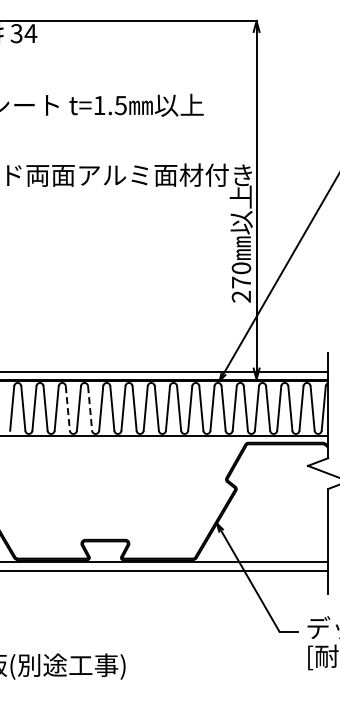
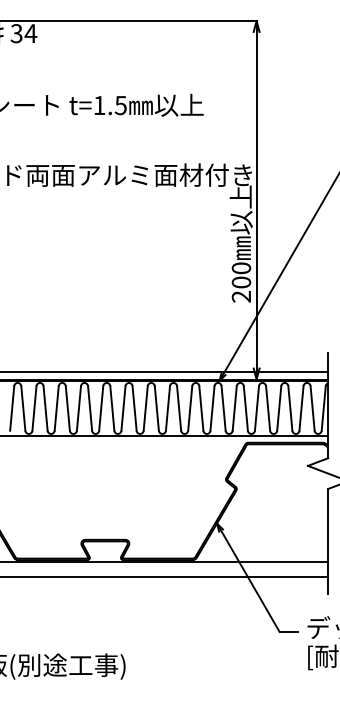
text: 270 -> 200 (241, 282)
line: dashed -> solid (67, 408)
line: dashed -> solid (90, 408)
line position: (165, 571) -> (165, 577) (165, 577)
